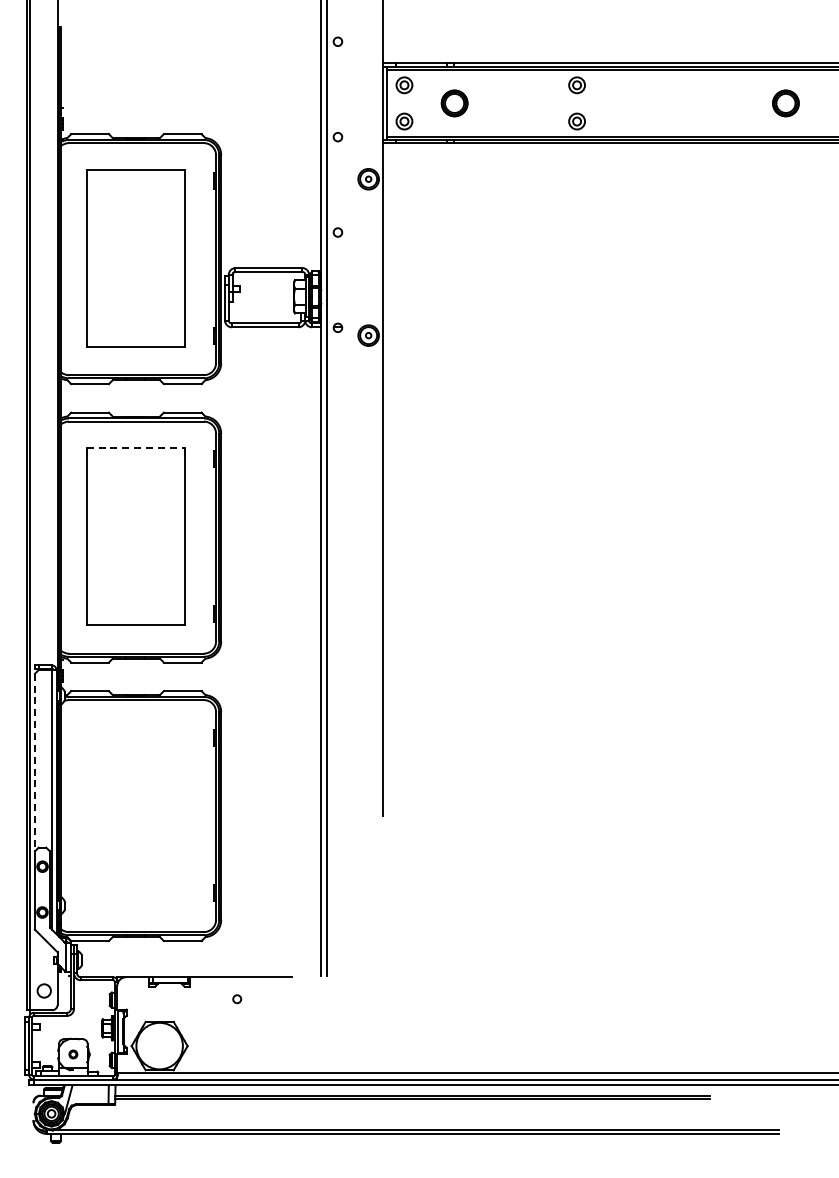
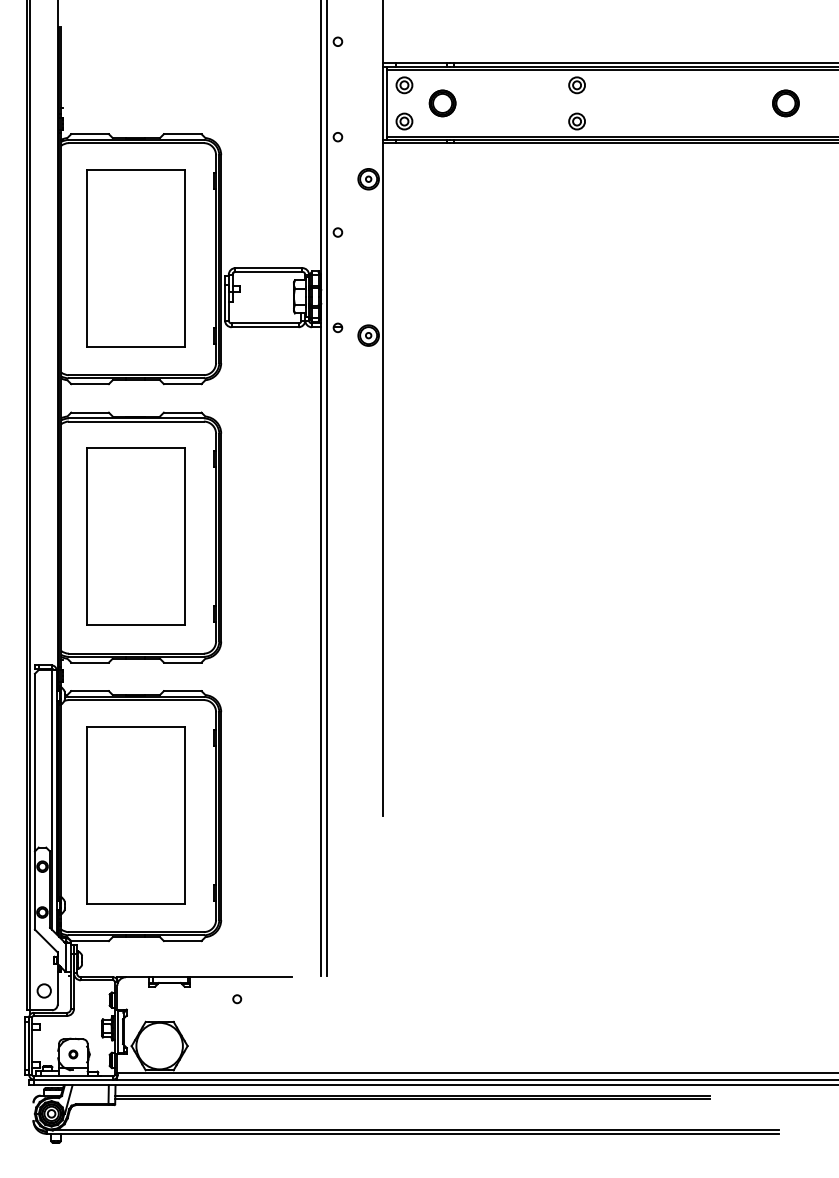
part position: (454, 103) -> (442, 103) (442, 103)
line: dashed -> solid (135, 448)
line: dashed -> solid (34, 762)
part: none -> present (135, 815)
